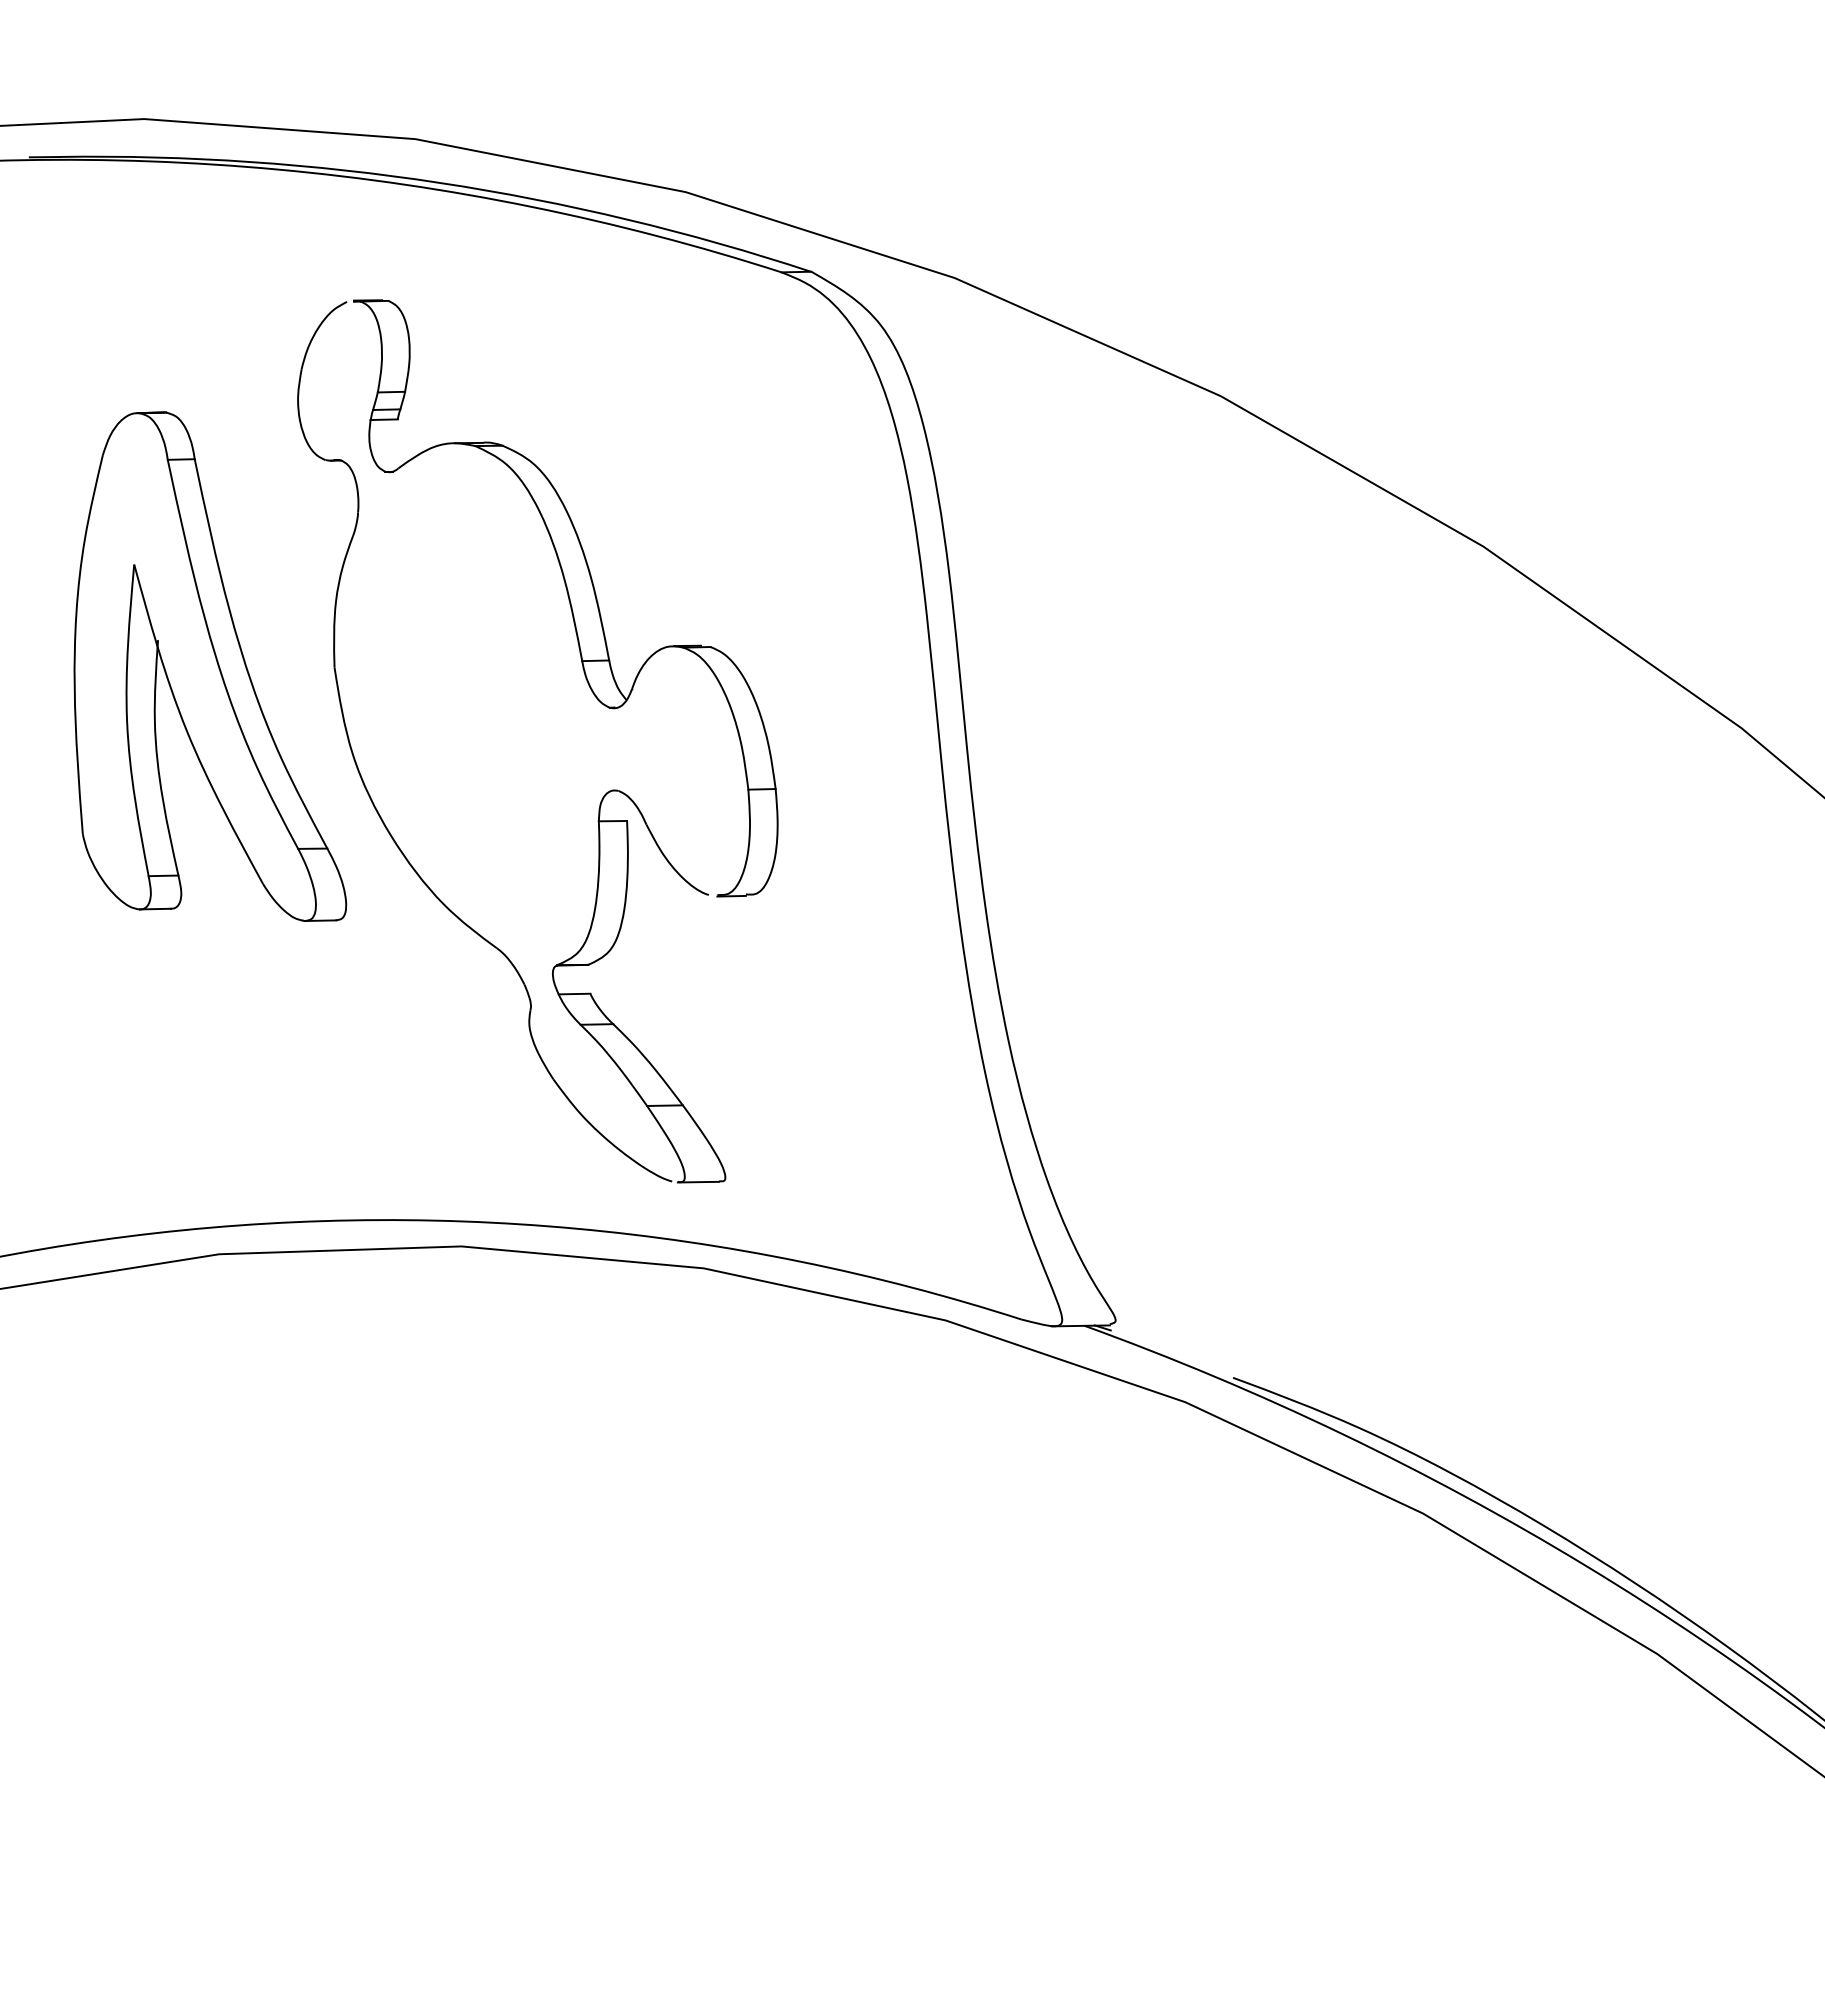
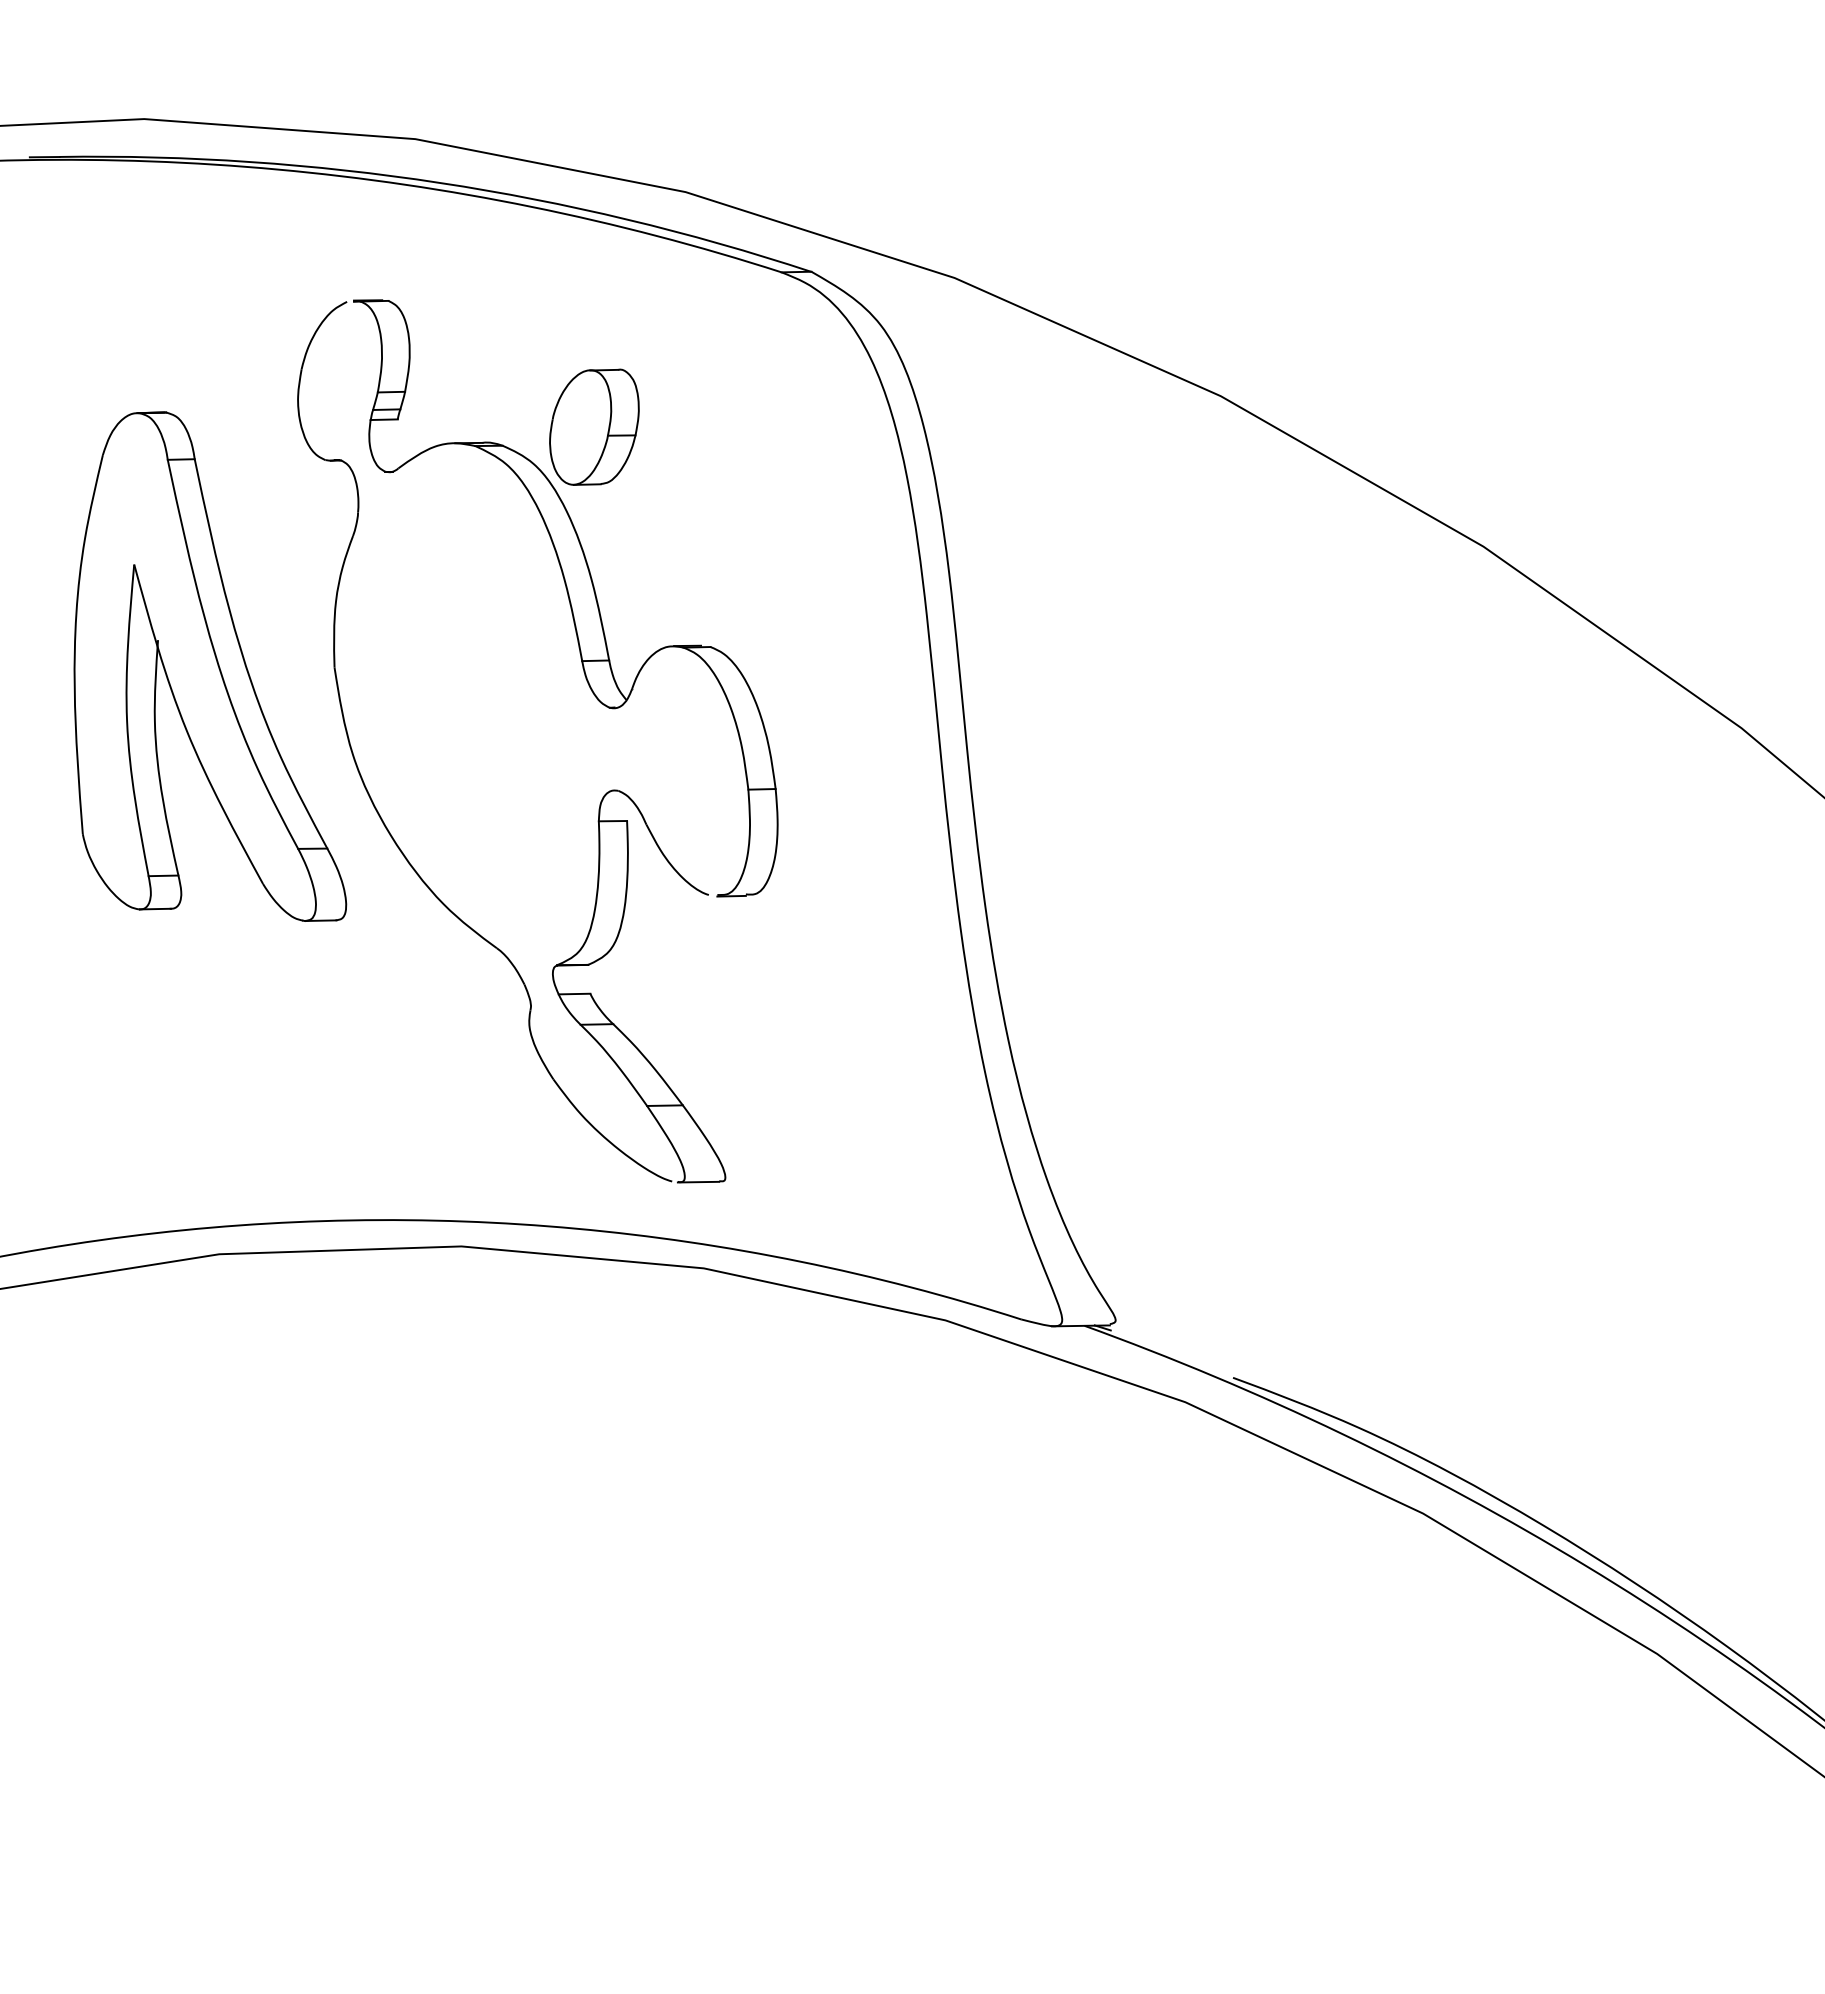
part: none -> present (594, 426)
